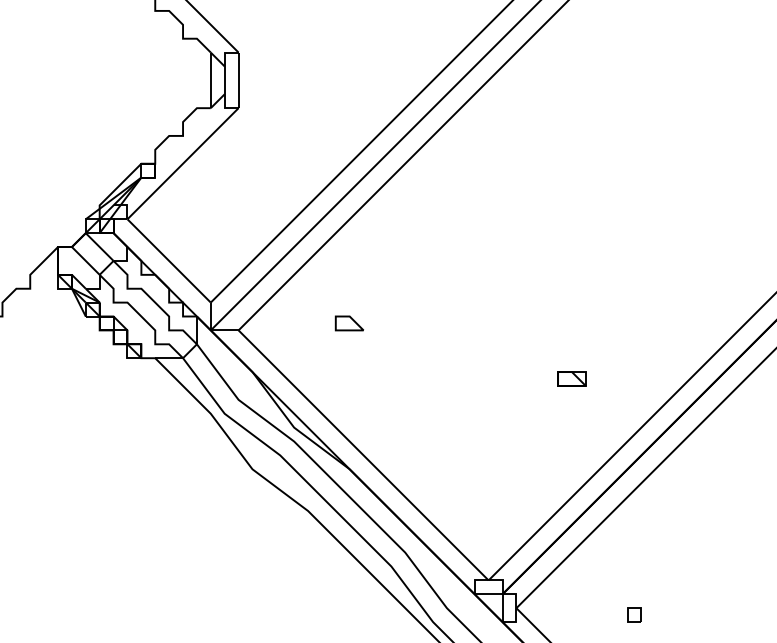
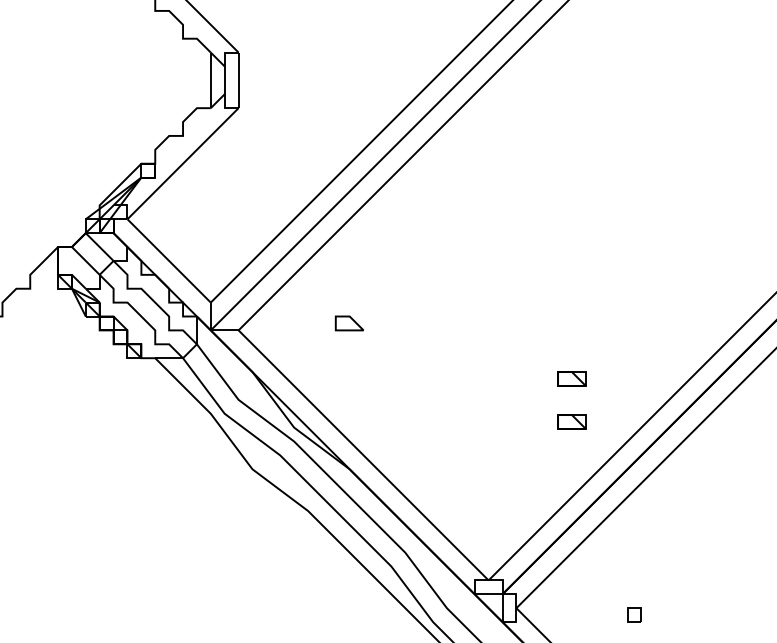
part: none -> present (571, 421)
